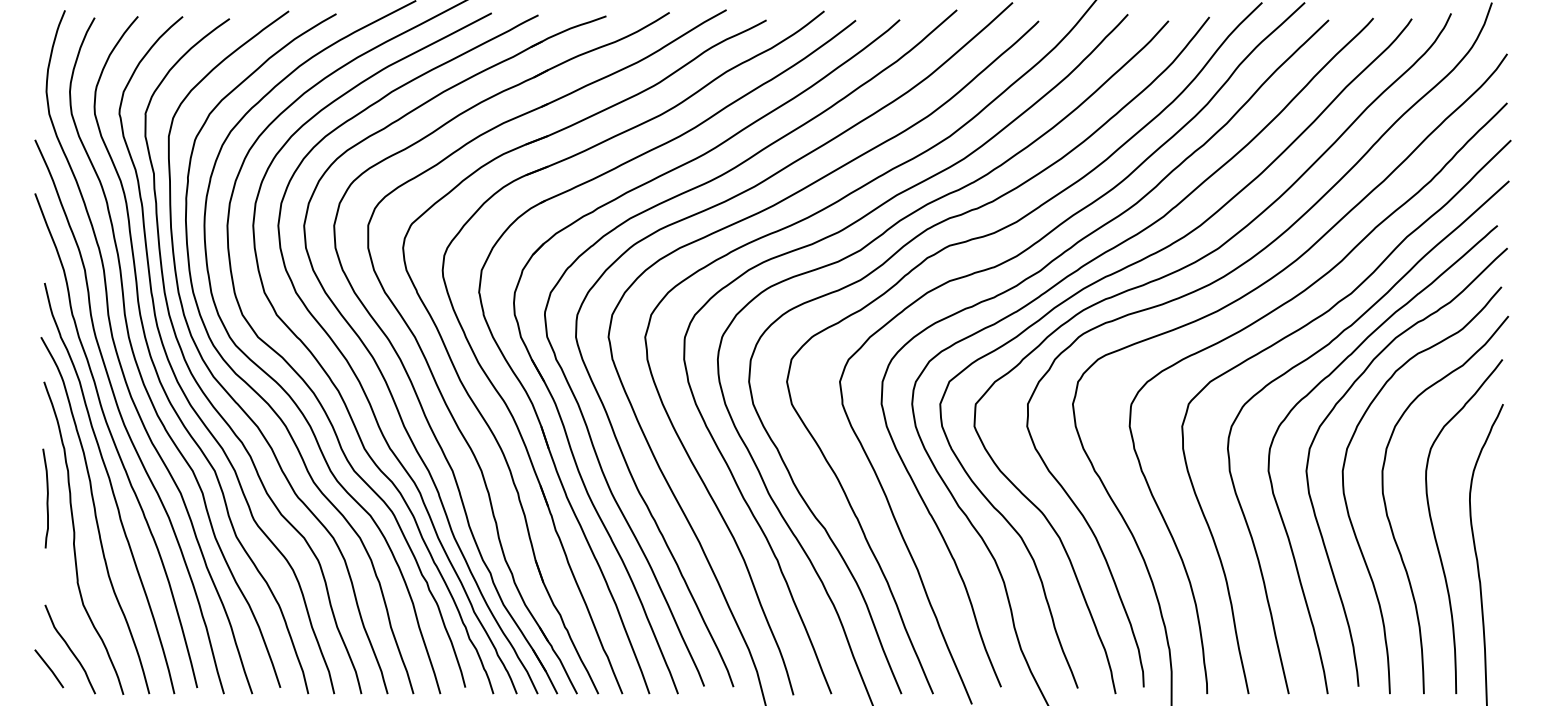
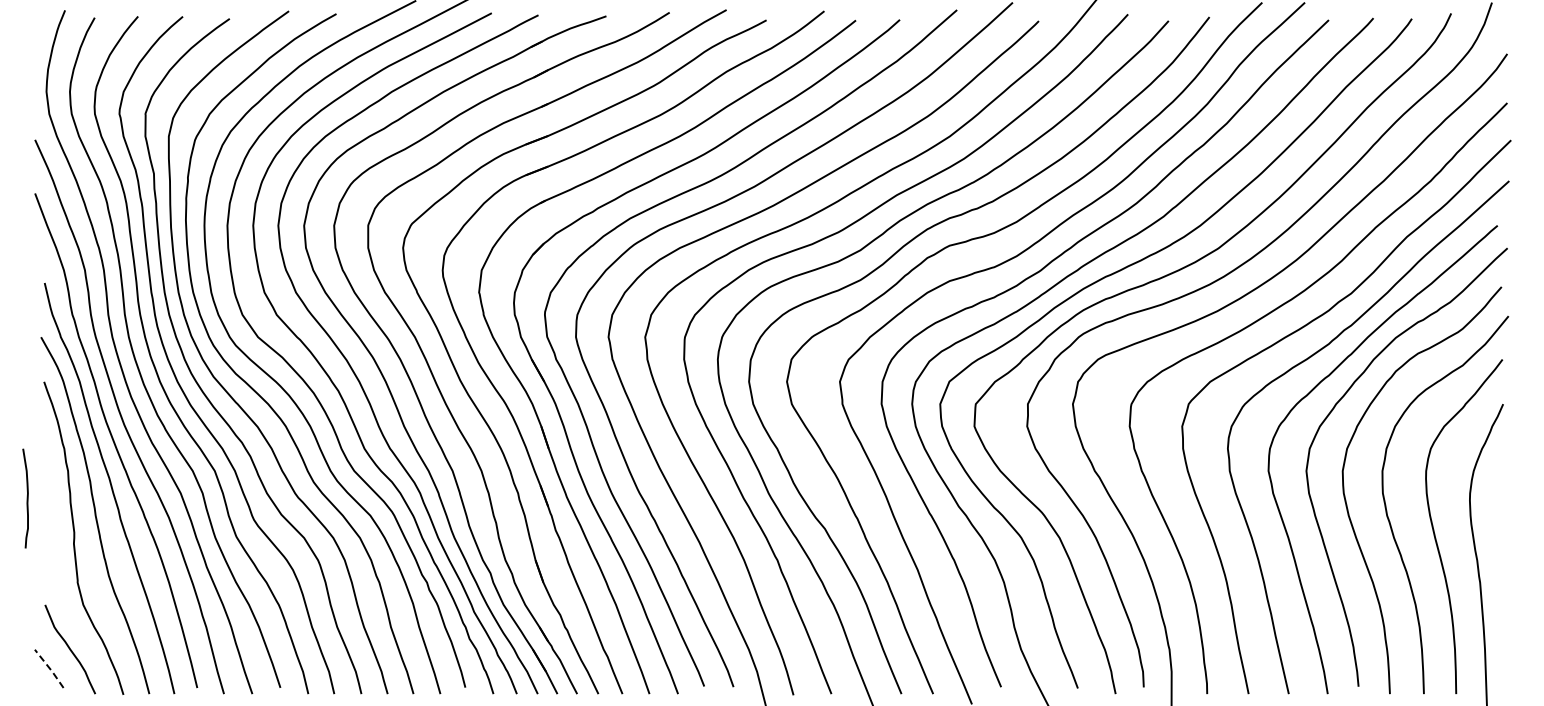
curve position: (46, 498) -> (26, 498) (26, 498)
line: solid -> dashed (50, 668)
